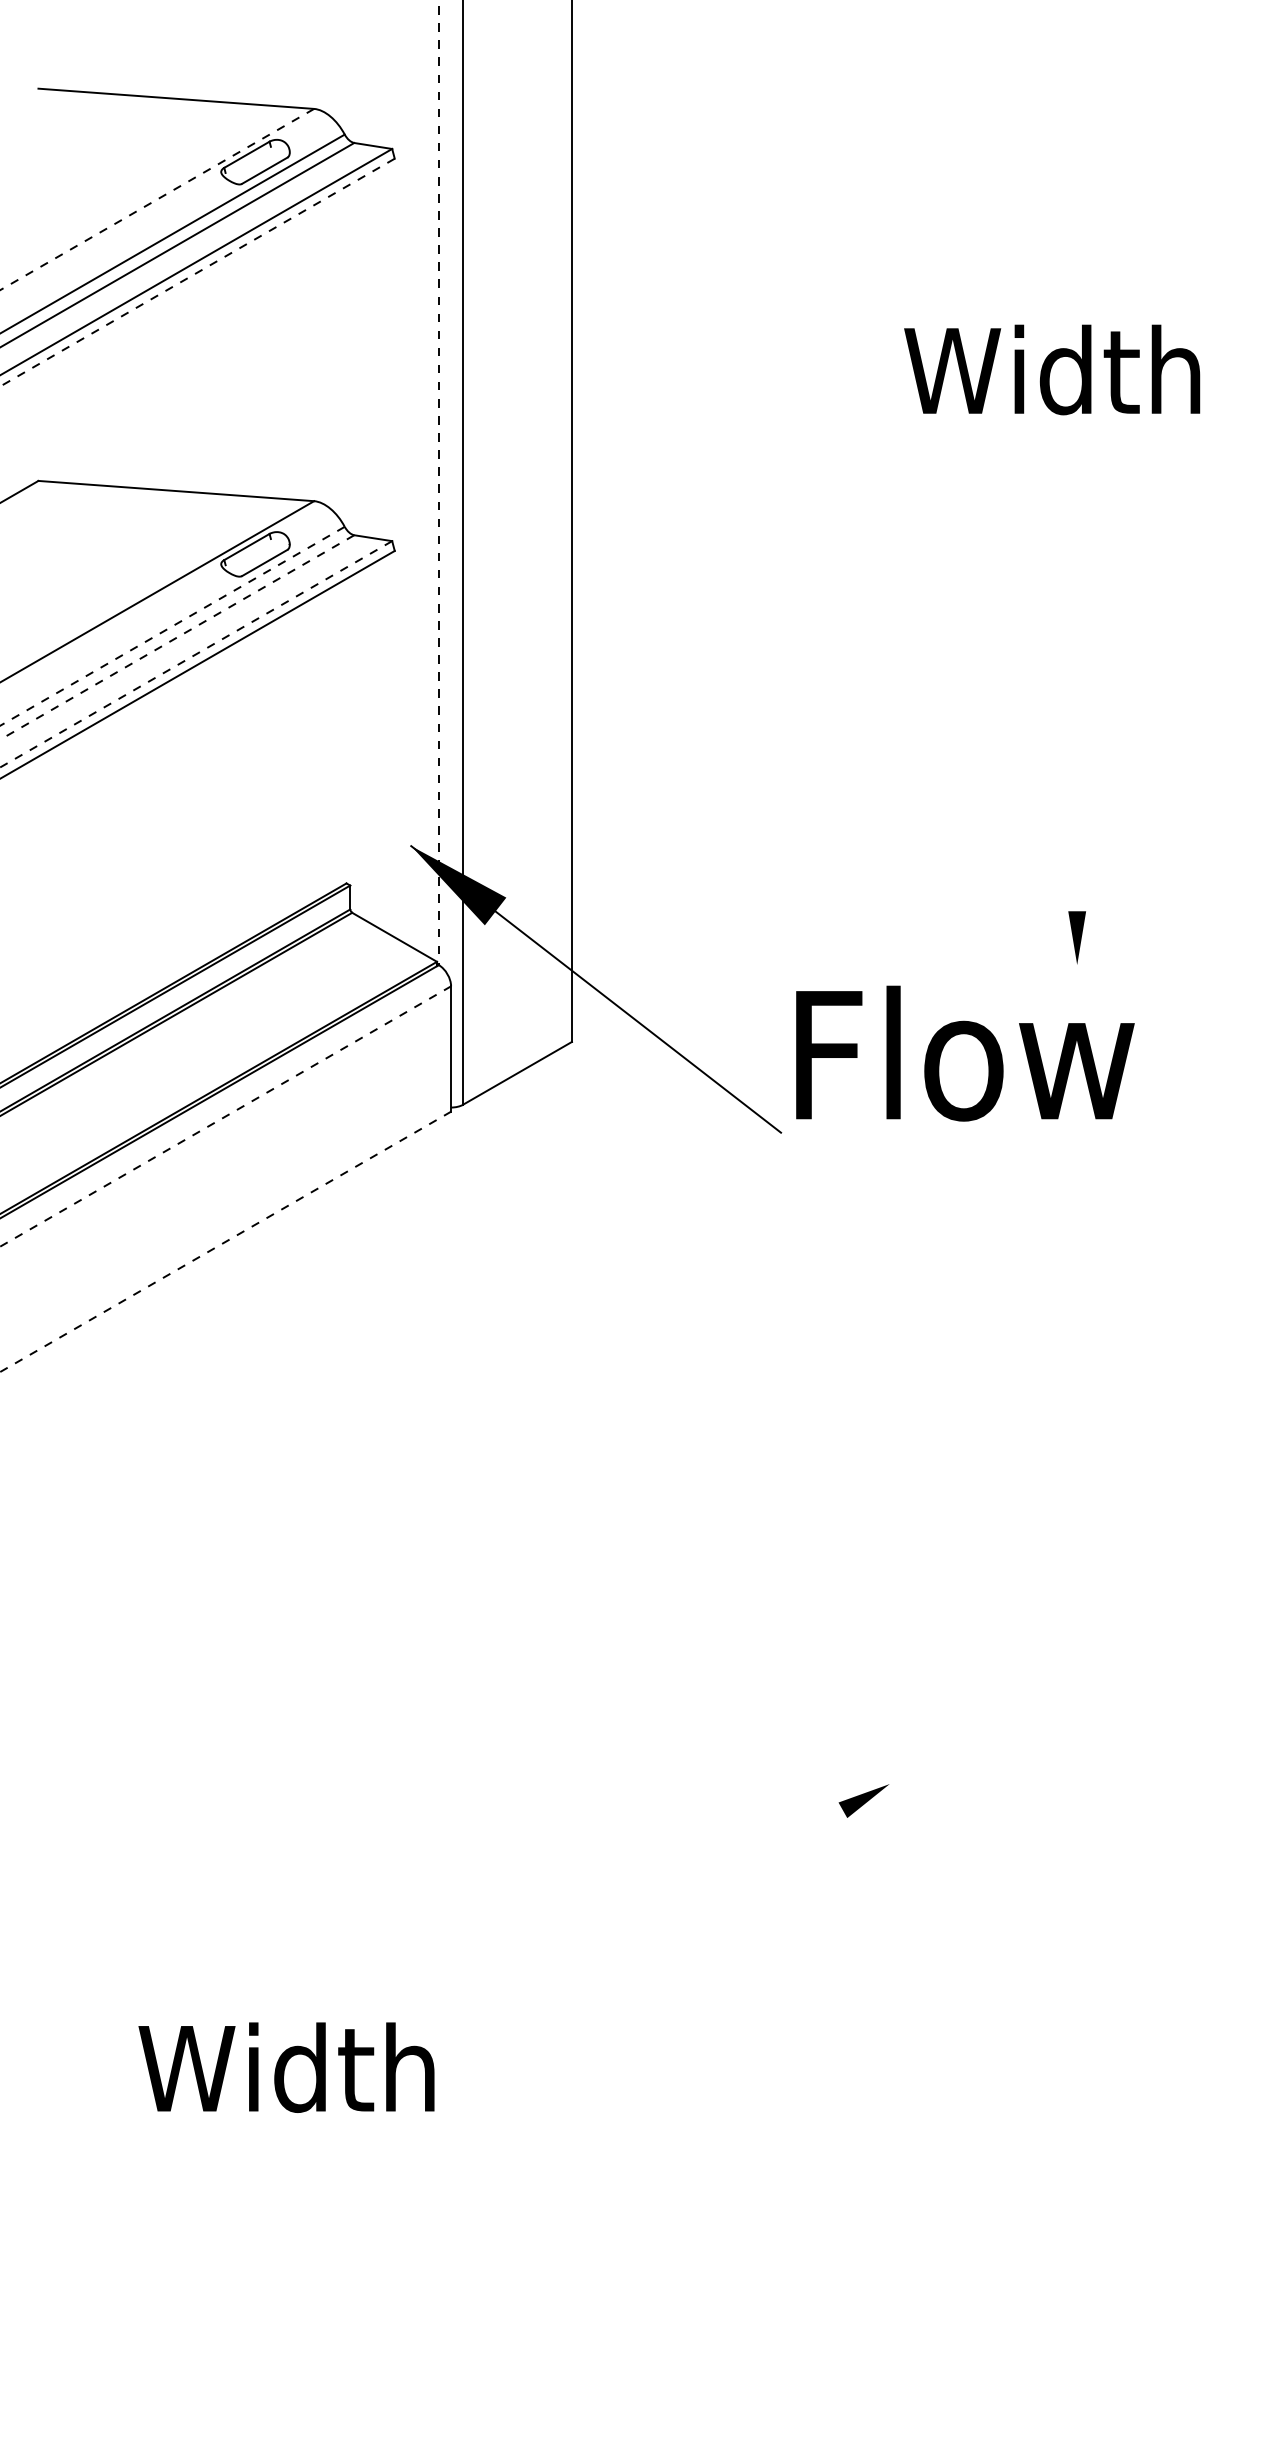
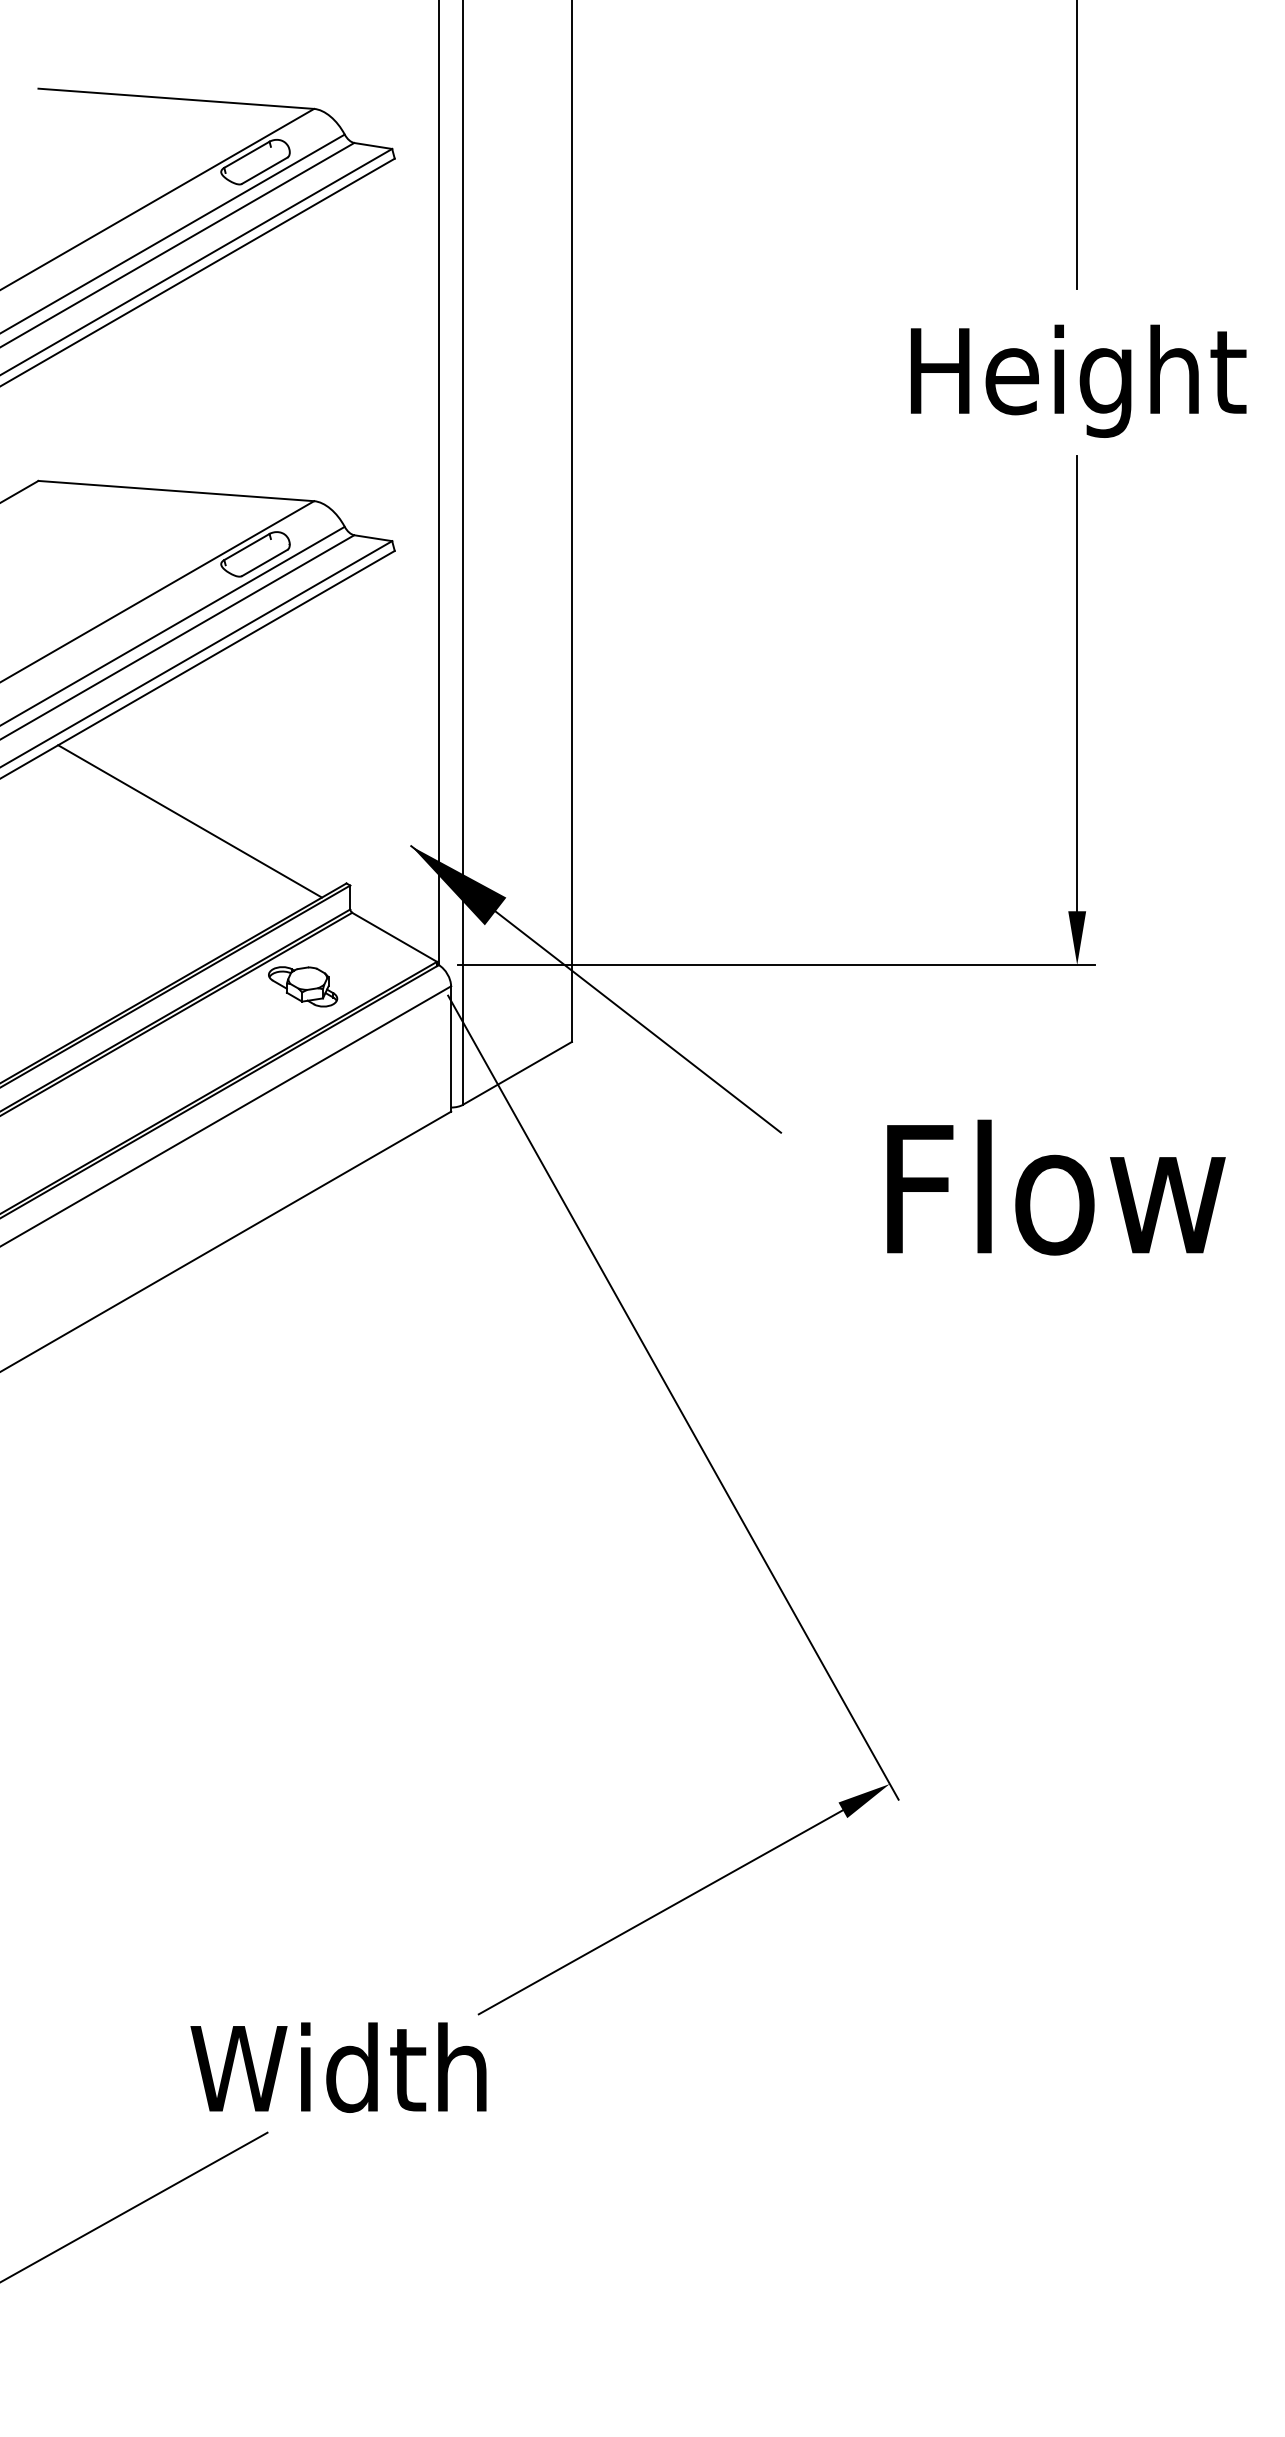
line: none -> present (1077, 145)
line: dashed -> solid (156, 199)
line: dashed -> solid (197, 272)
text: Width -> Height (1075, 380)
line: dashed -> solid (438, 483)
line: dashed -> solid (172, 626)
line: dashed -> solid (176, 637)
line: dashed -> solid (195, 654)
line: none -> present (1077, 683)
line: none -> present (189, 821)
line: none -> present (776, 965)
part: none -> present (303, 986)
text position: (965, 1053) -> (1056, 1187) (1056, 1187)
line: dashed -> solid (226, 1116)
line: dashed -> solid (226, 1241)
line: none -> present (673, 1397)
line: none -> present (660, 1912)
text position: (286, 2067) -> (338, 2067) (338, 2067)
line: none -> present (134, 2206)
